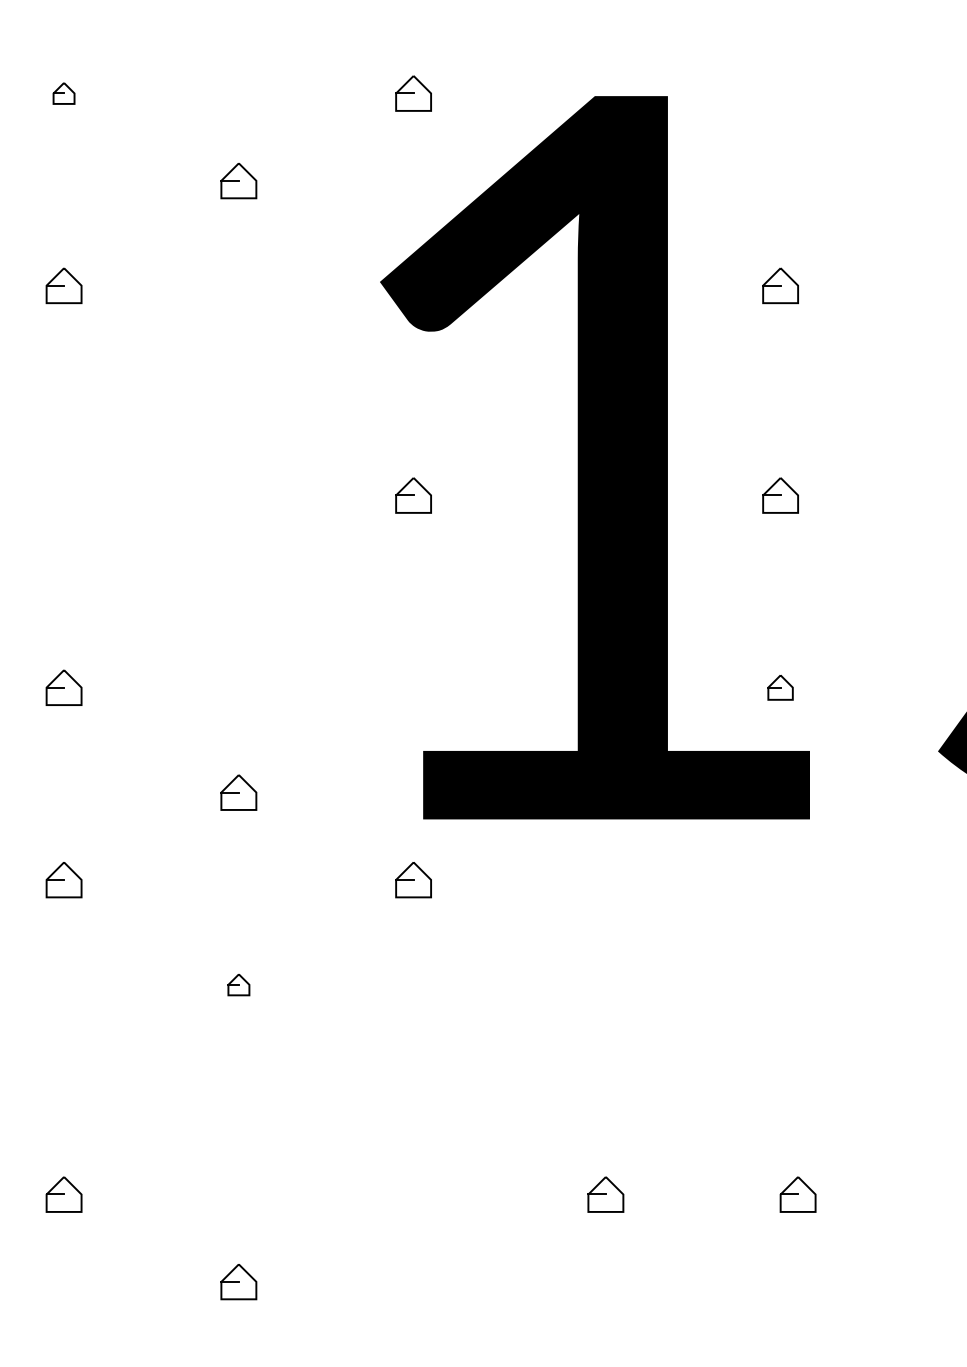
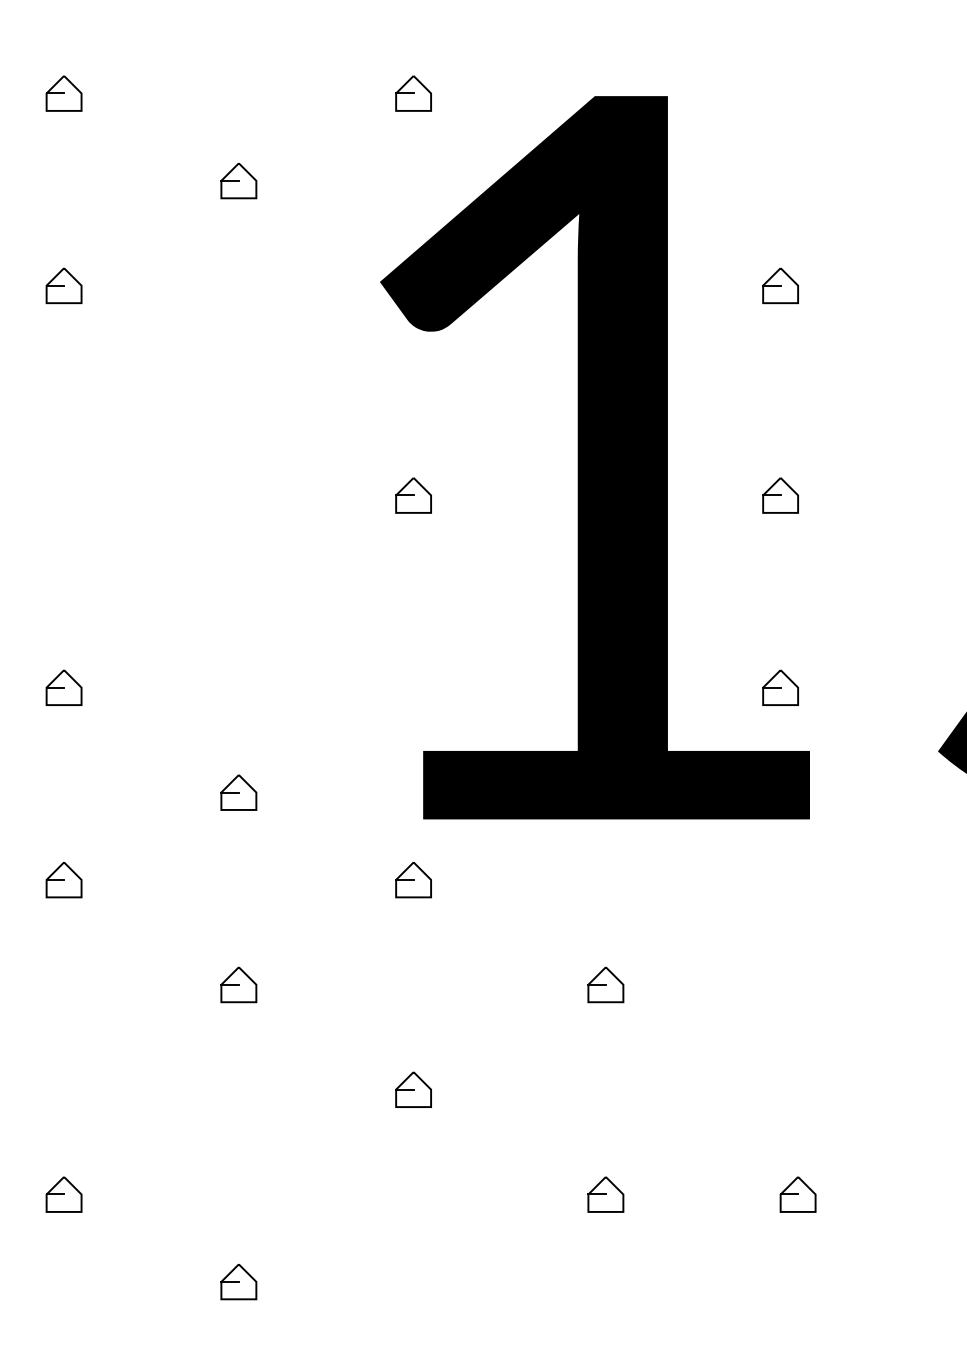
part size: 24x23 px -> 38x37 px (63, 93)
part size: 27x26 px -> 37x37 px (780, 687)
part: none -> present (605, 984)
part size: 24x23 px -> 38x38 px (238, 984)
part: none -> present (413, 1089)
